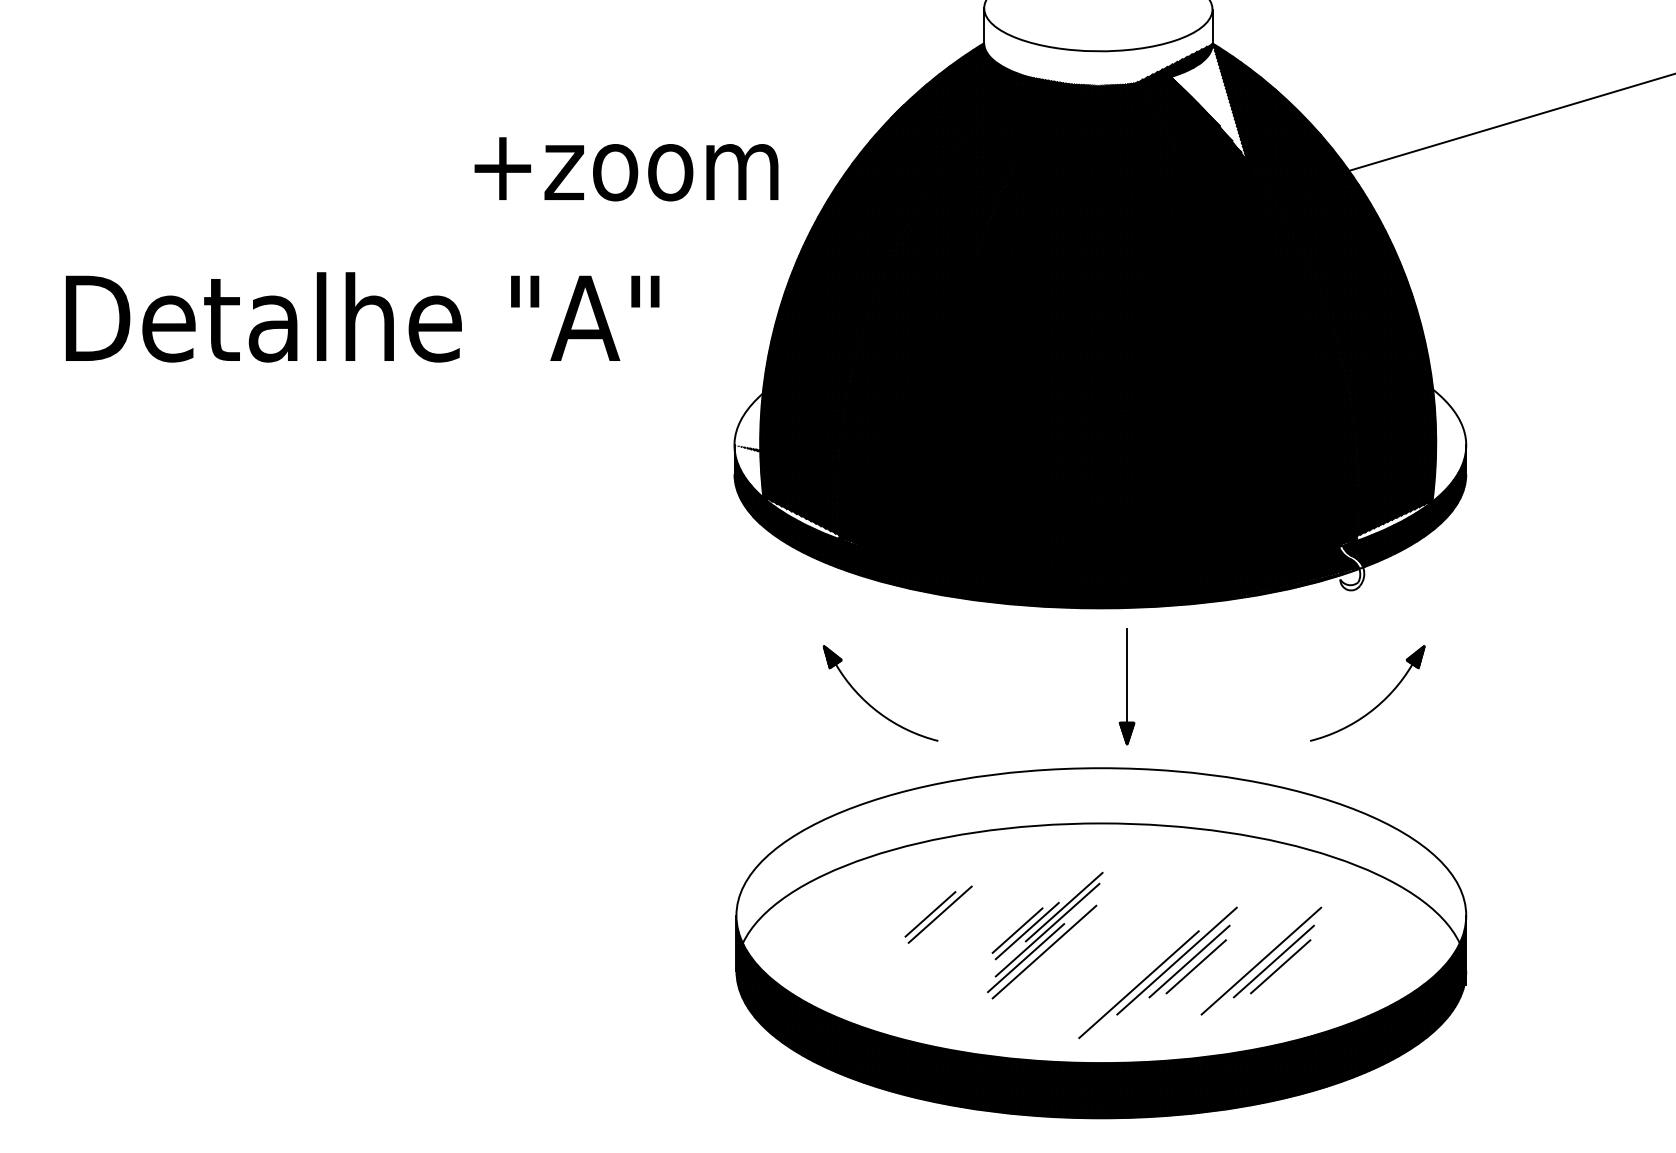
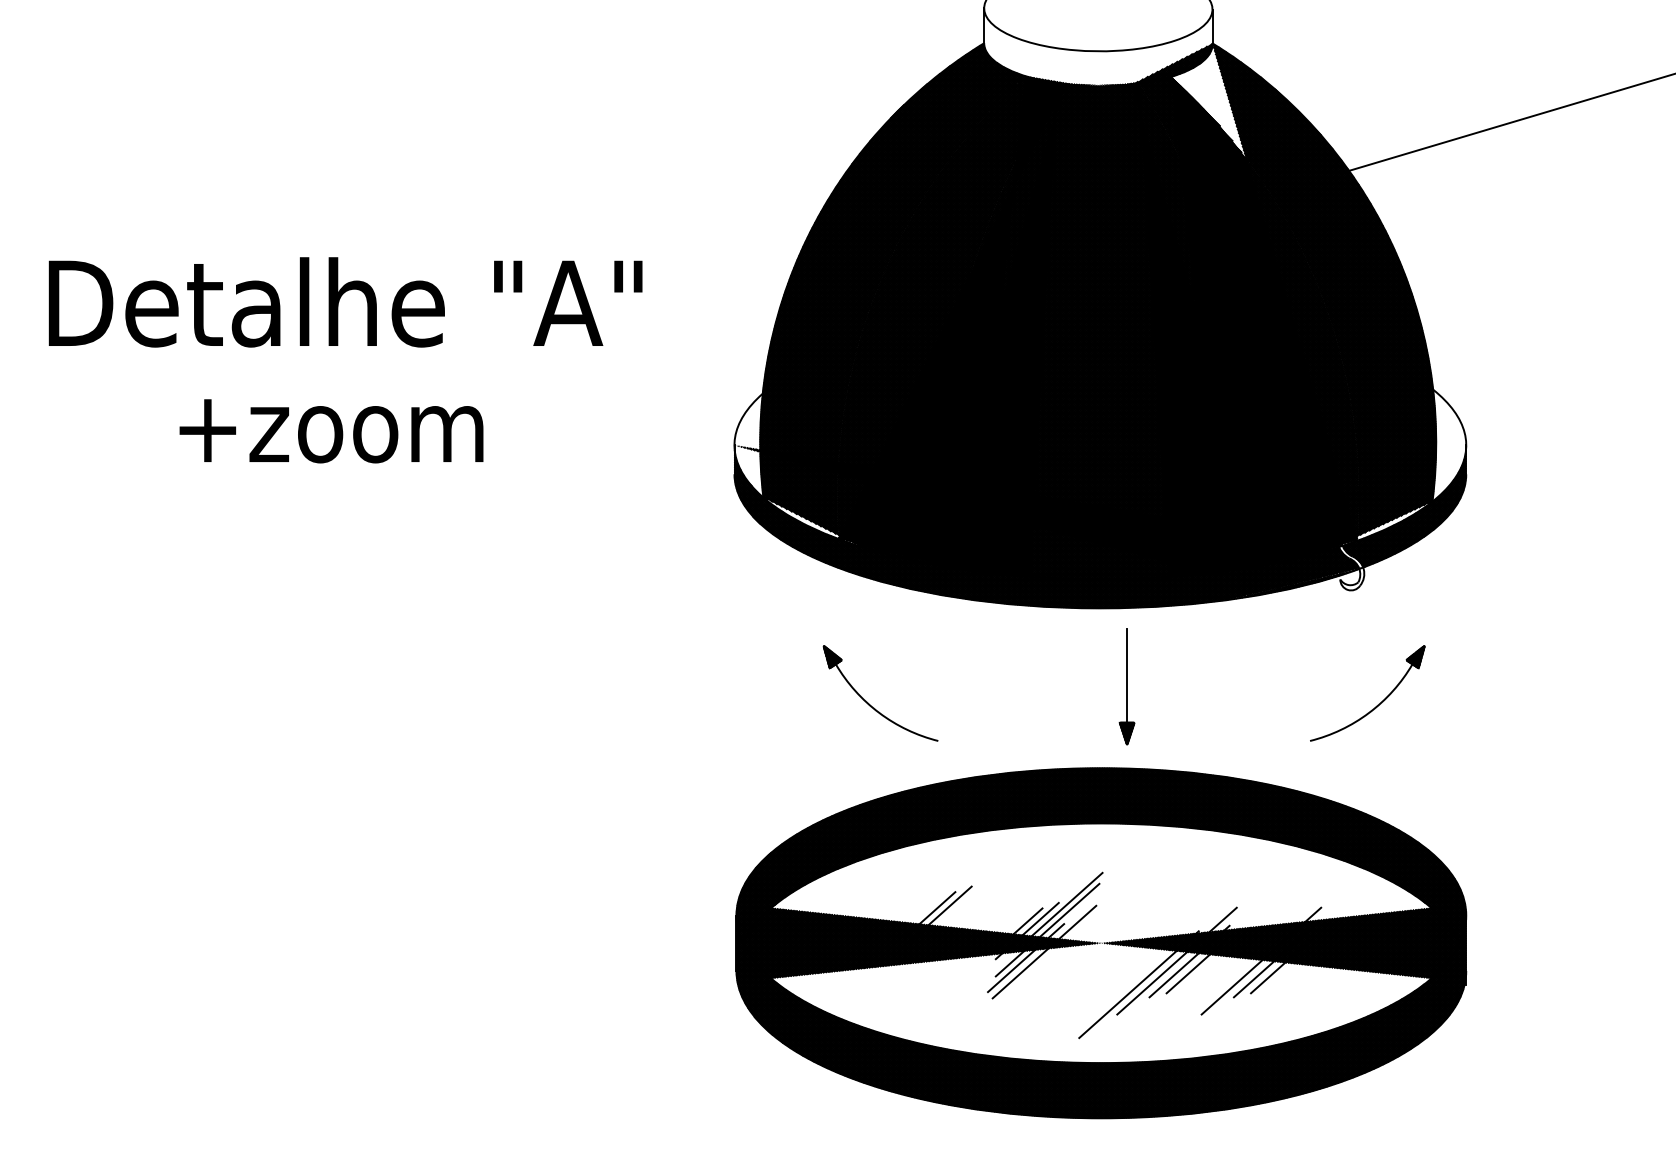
text position: (626, 169) -> (331, 431) (331, 431)
text position: (362, 317) -> (345, 302) (345, 302)
hatch: none -> present (1101, 873)
